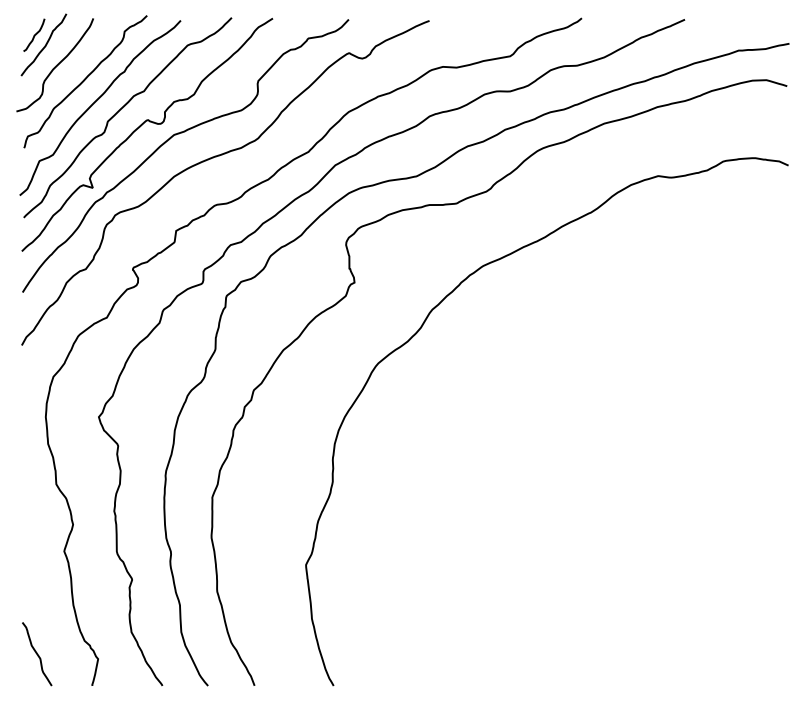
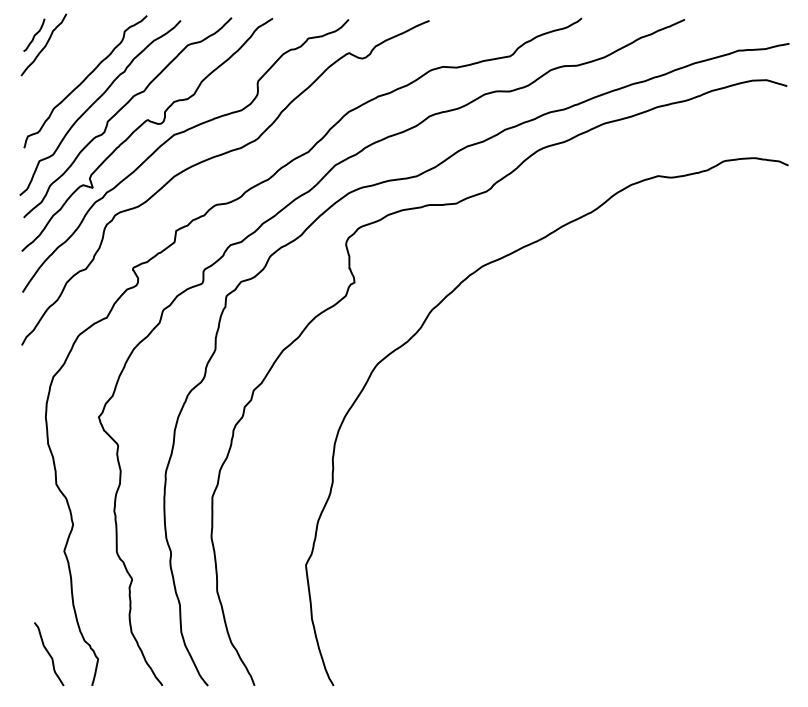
curve: present -> none (55, 65)
curve position: (37, 654) -> (49, 654) (49, 654)
